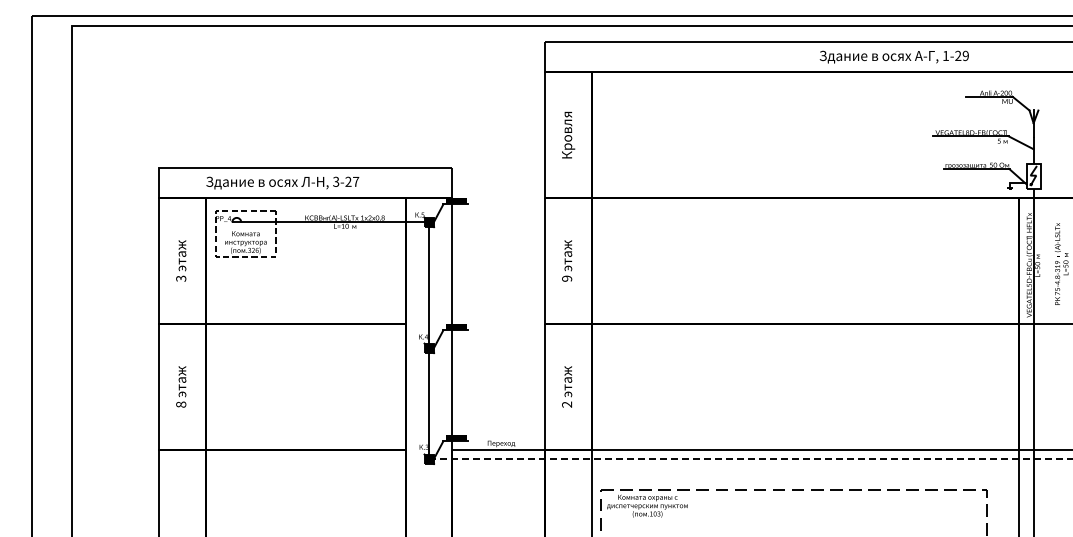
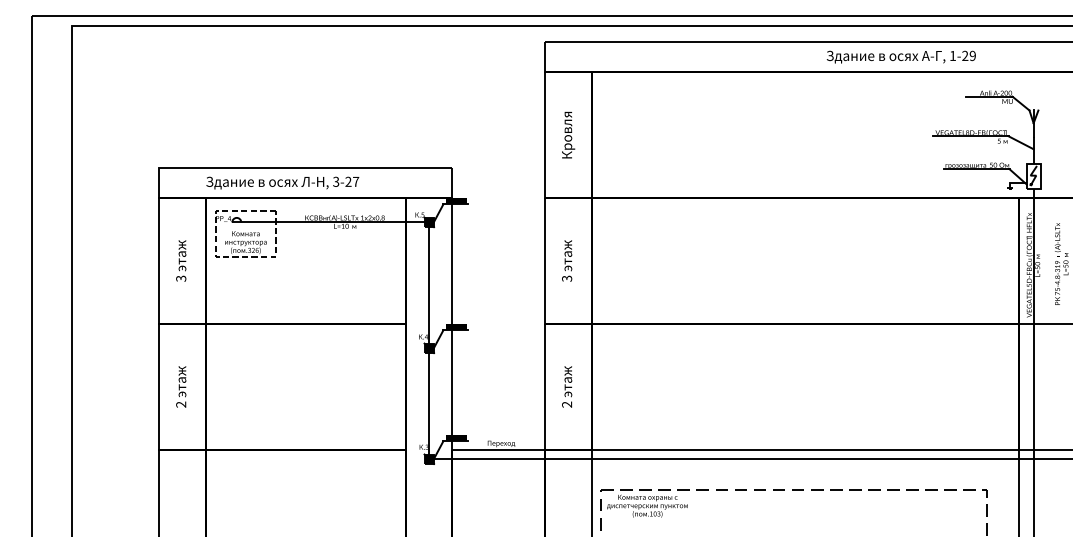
text position: (893, 56) -> (900, 56) (900, 56)
text: 9 -> 3 (567, 278)
text: 8 -> 2 (181, 404)
line: dashed -> solid (752, 459)
